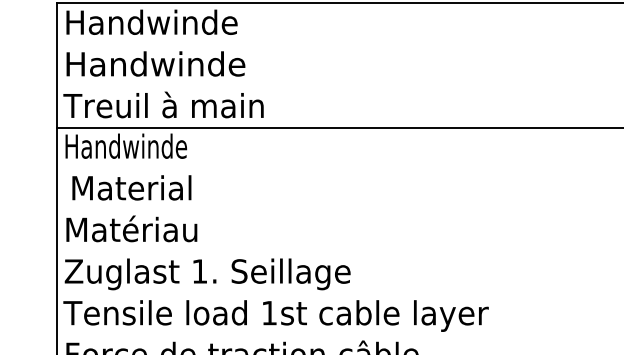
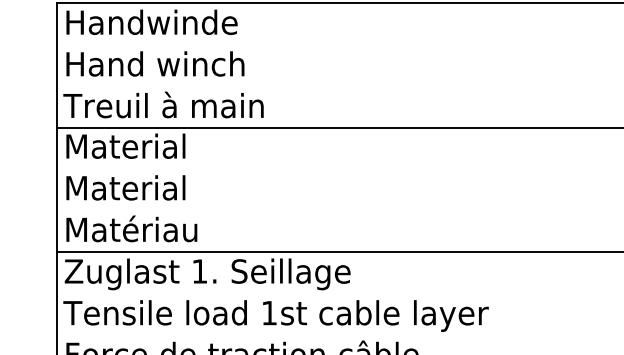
text: Handwinde -> Hand winch (155, 63)
text: Handwinde -> Material (126, 145)
text position: (131, 187) -> (125, 187) (125, 187)
line: none -> present (338, 251)
